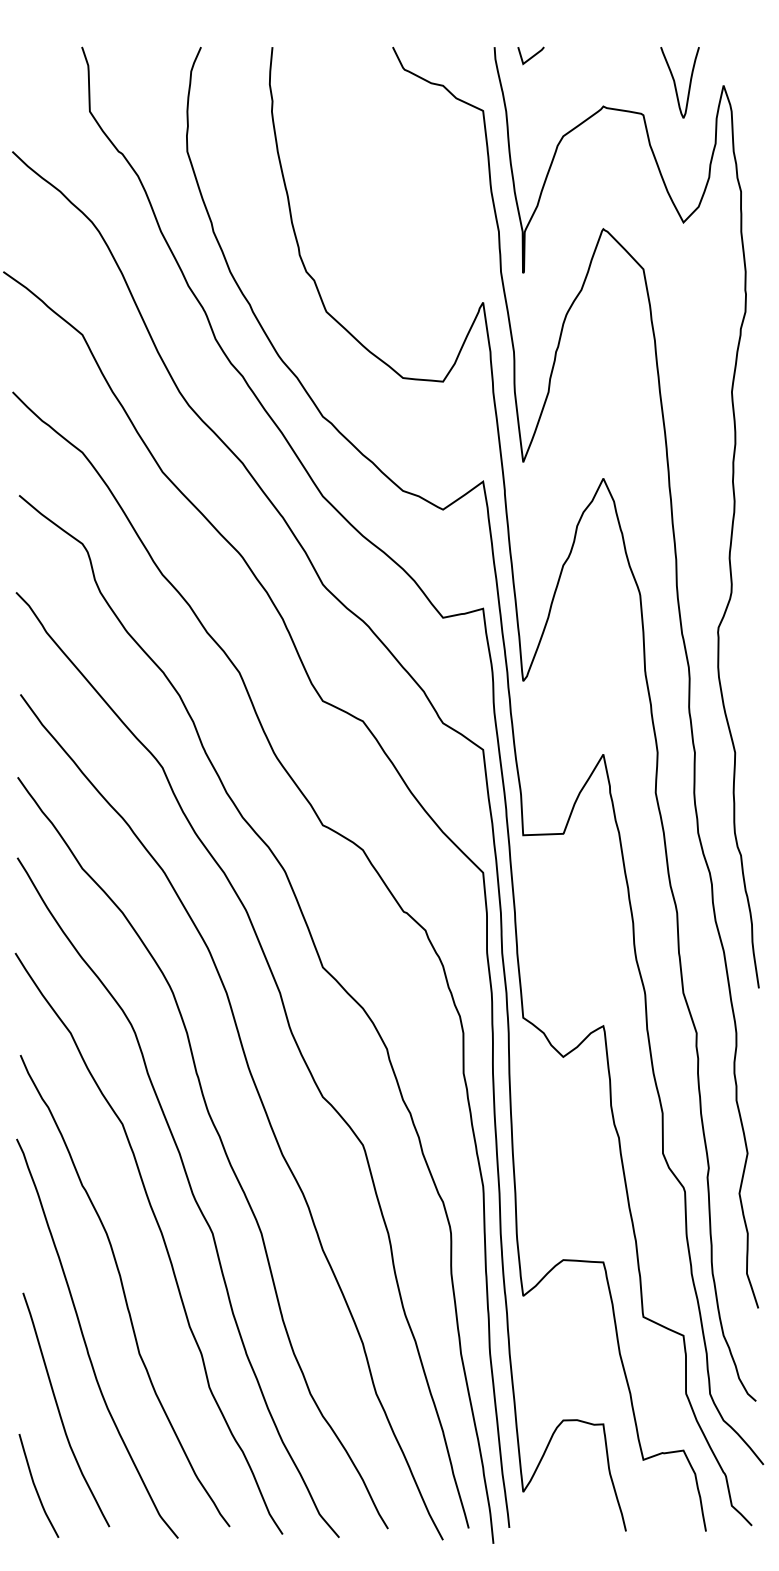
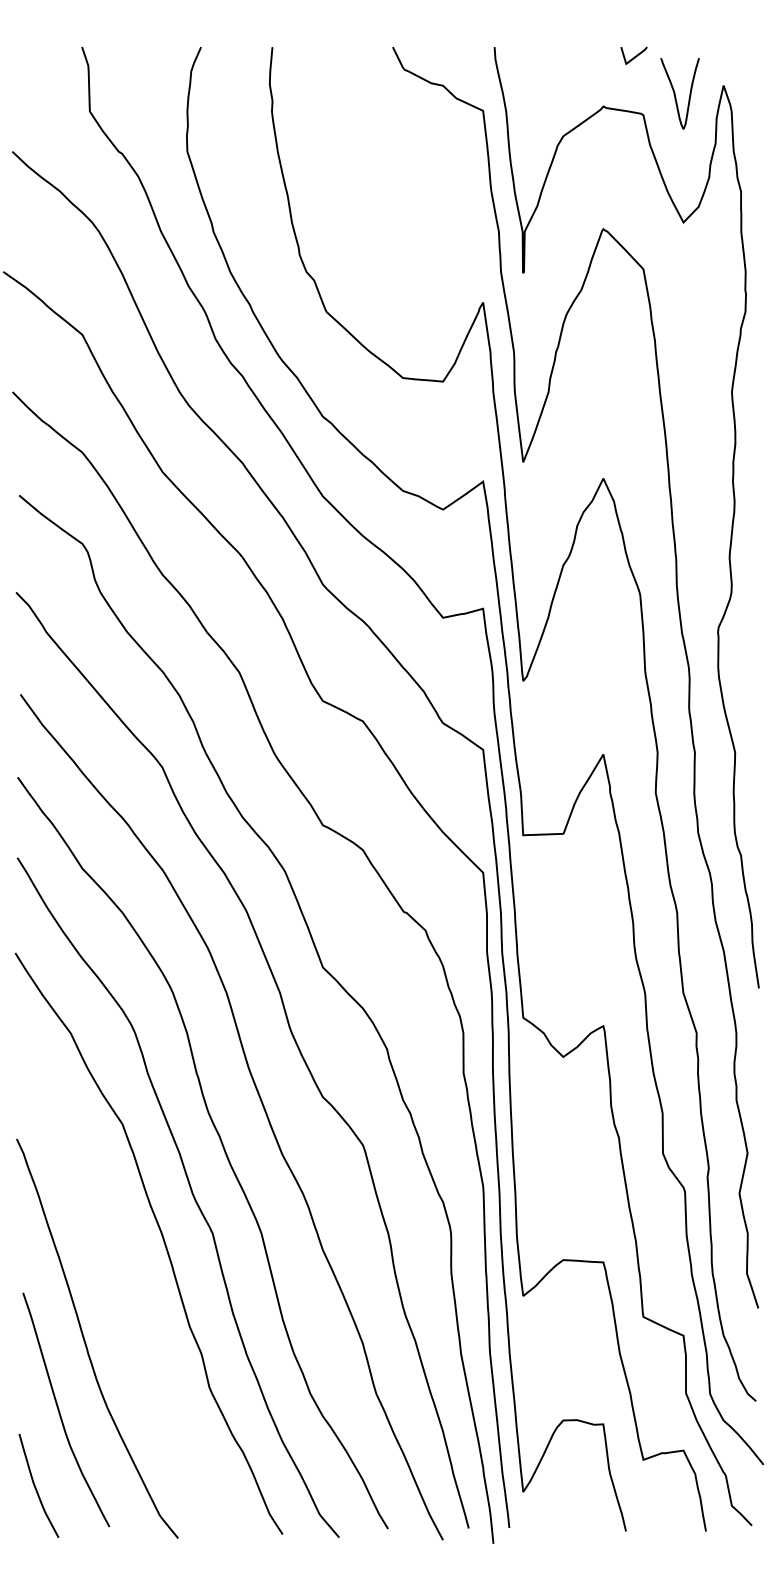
line position: (531, 56) -> (634, 56) (634, 56)
curve position: (675, 82) -> (675, 93) (675, 93)
curve: present -> none (124, 1291)
